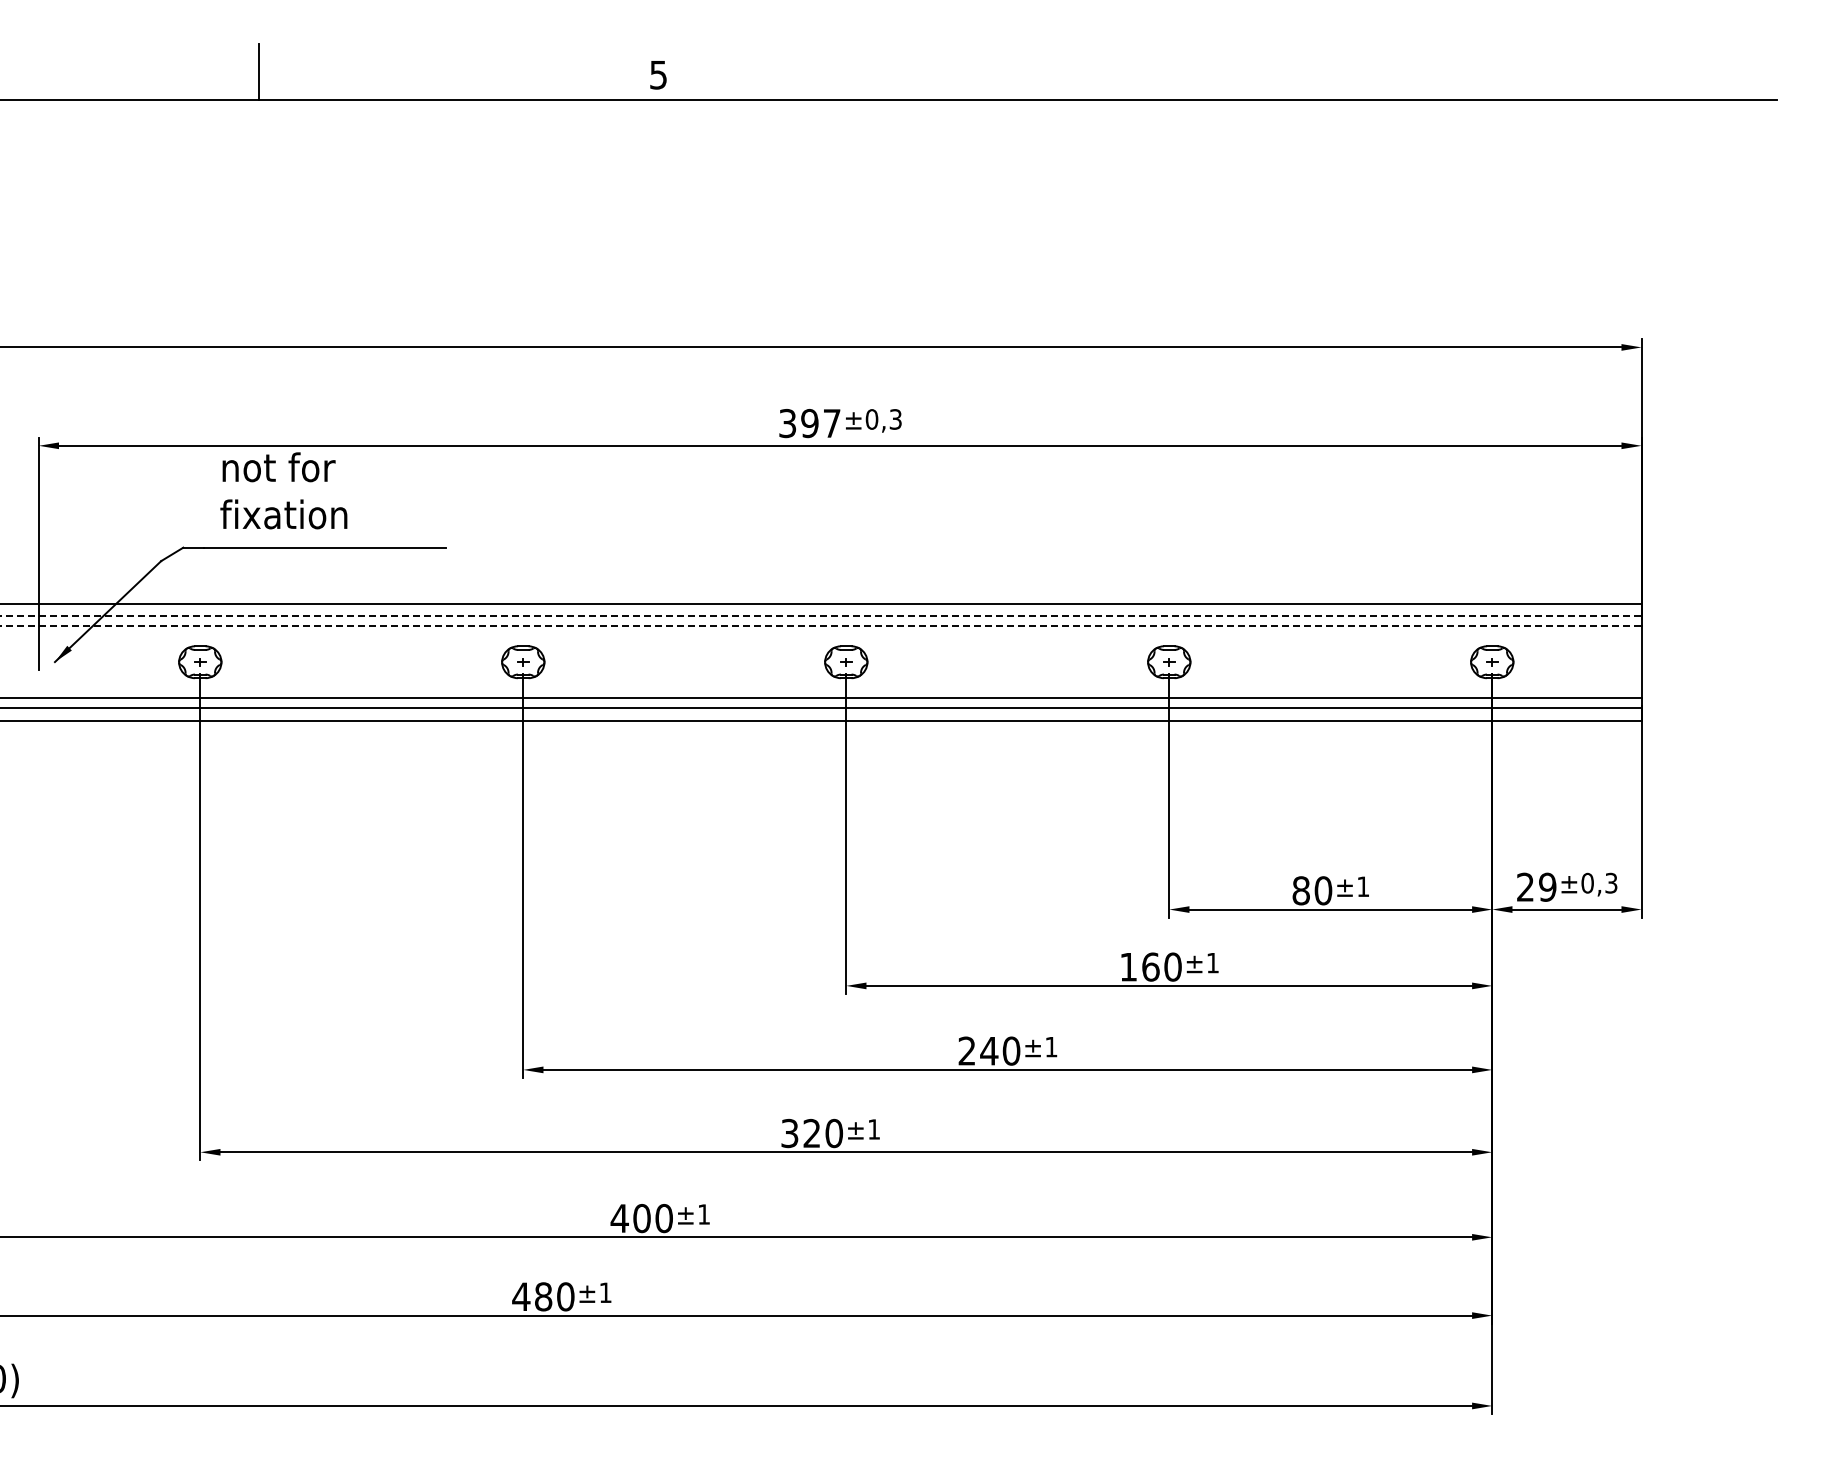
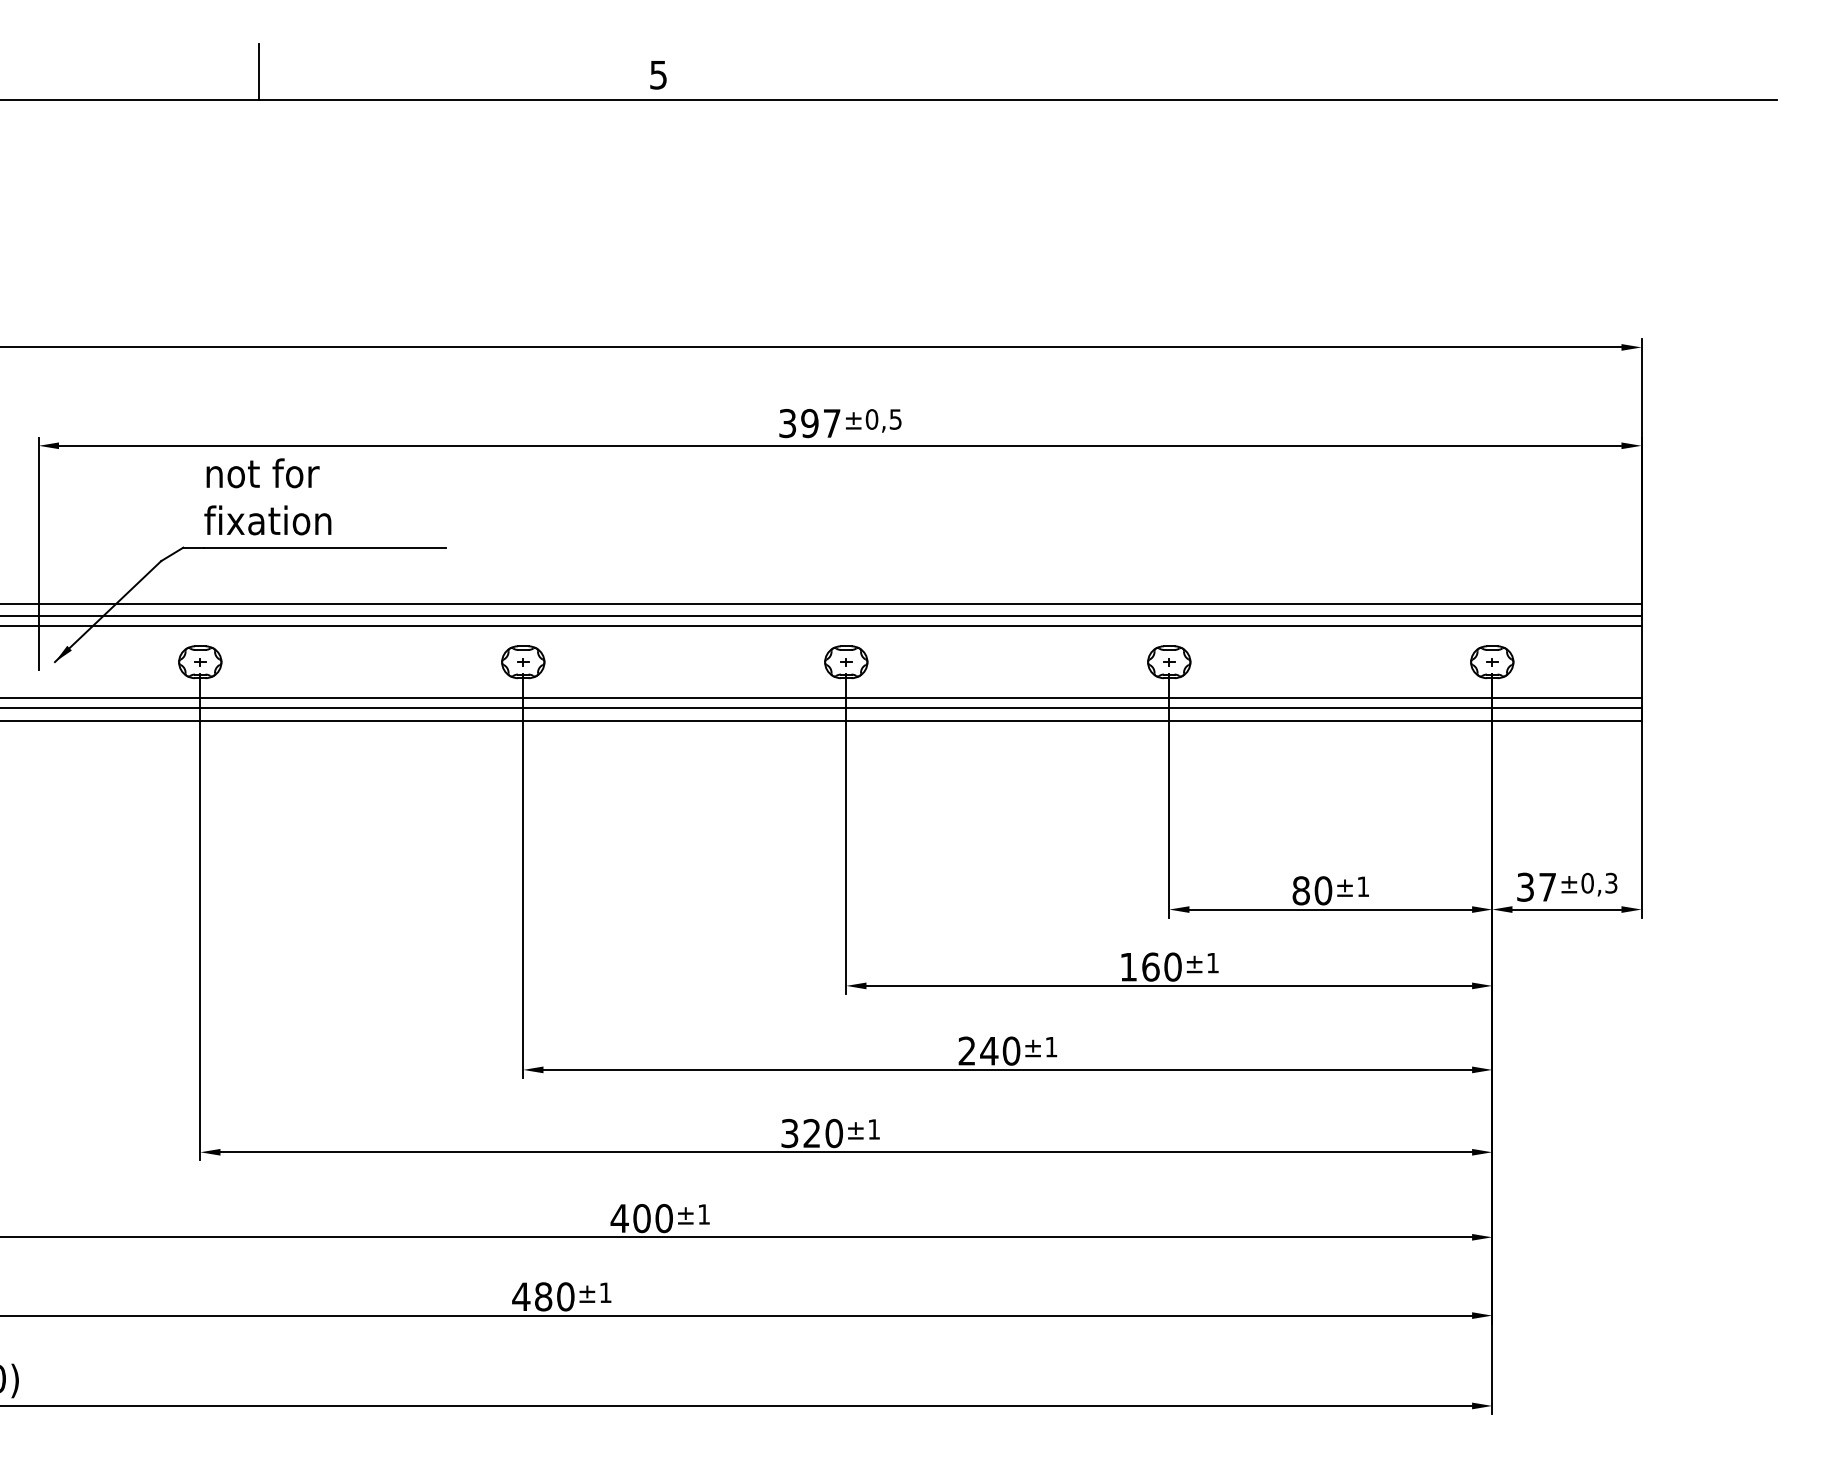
text: ±0,3 -> ±0,5 (895, 419)
text position: (283, 490) -> (267, 496) (267, 496)
line: dashed -> solid (820, 616)
line: dashed -> solid (820, 626)
text: 29 -> 37 (1536, 886)
